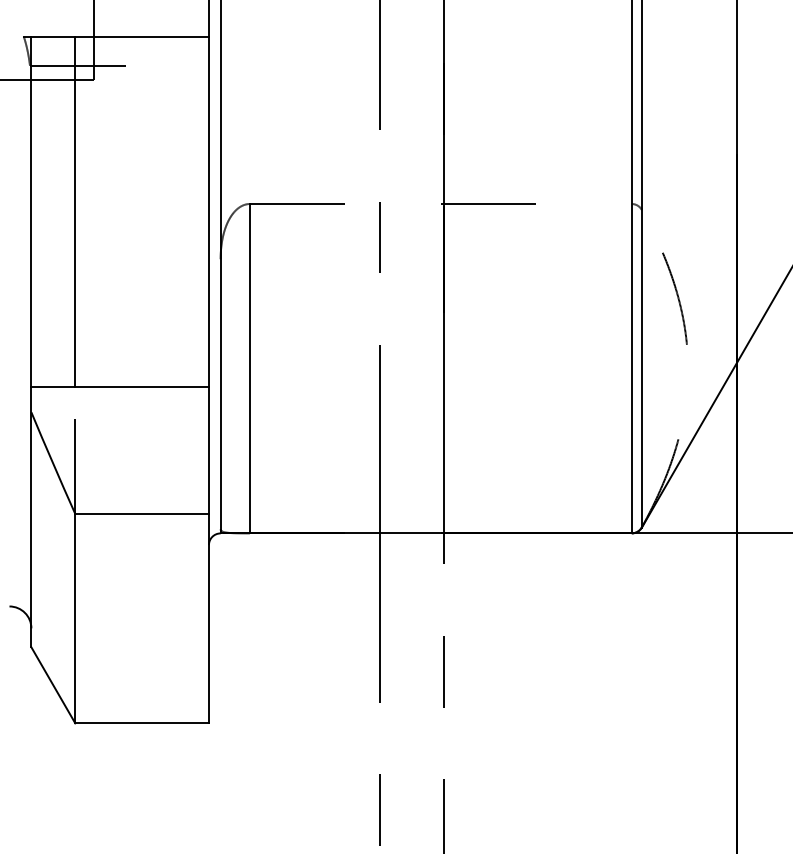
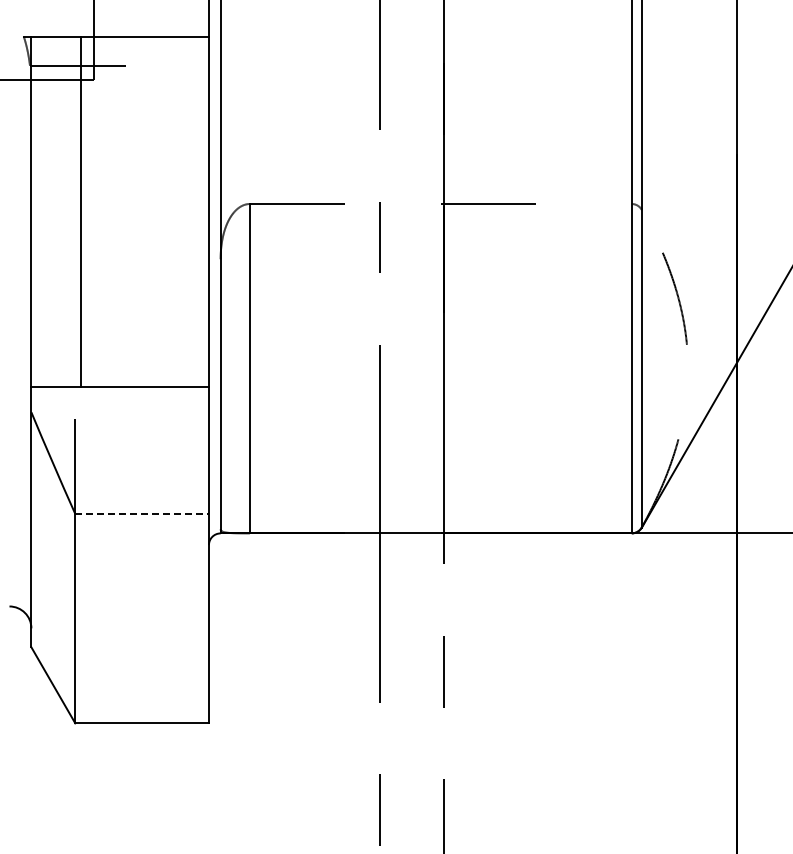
line position: (75, 211) -> (81, 211) (81, 211)
line: solid -> dashed (142, 514)
